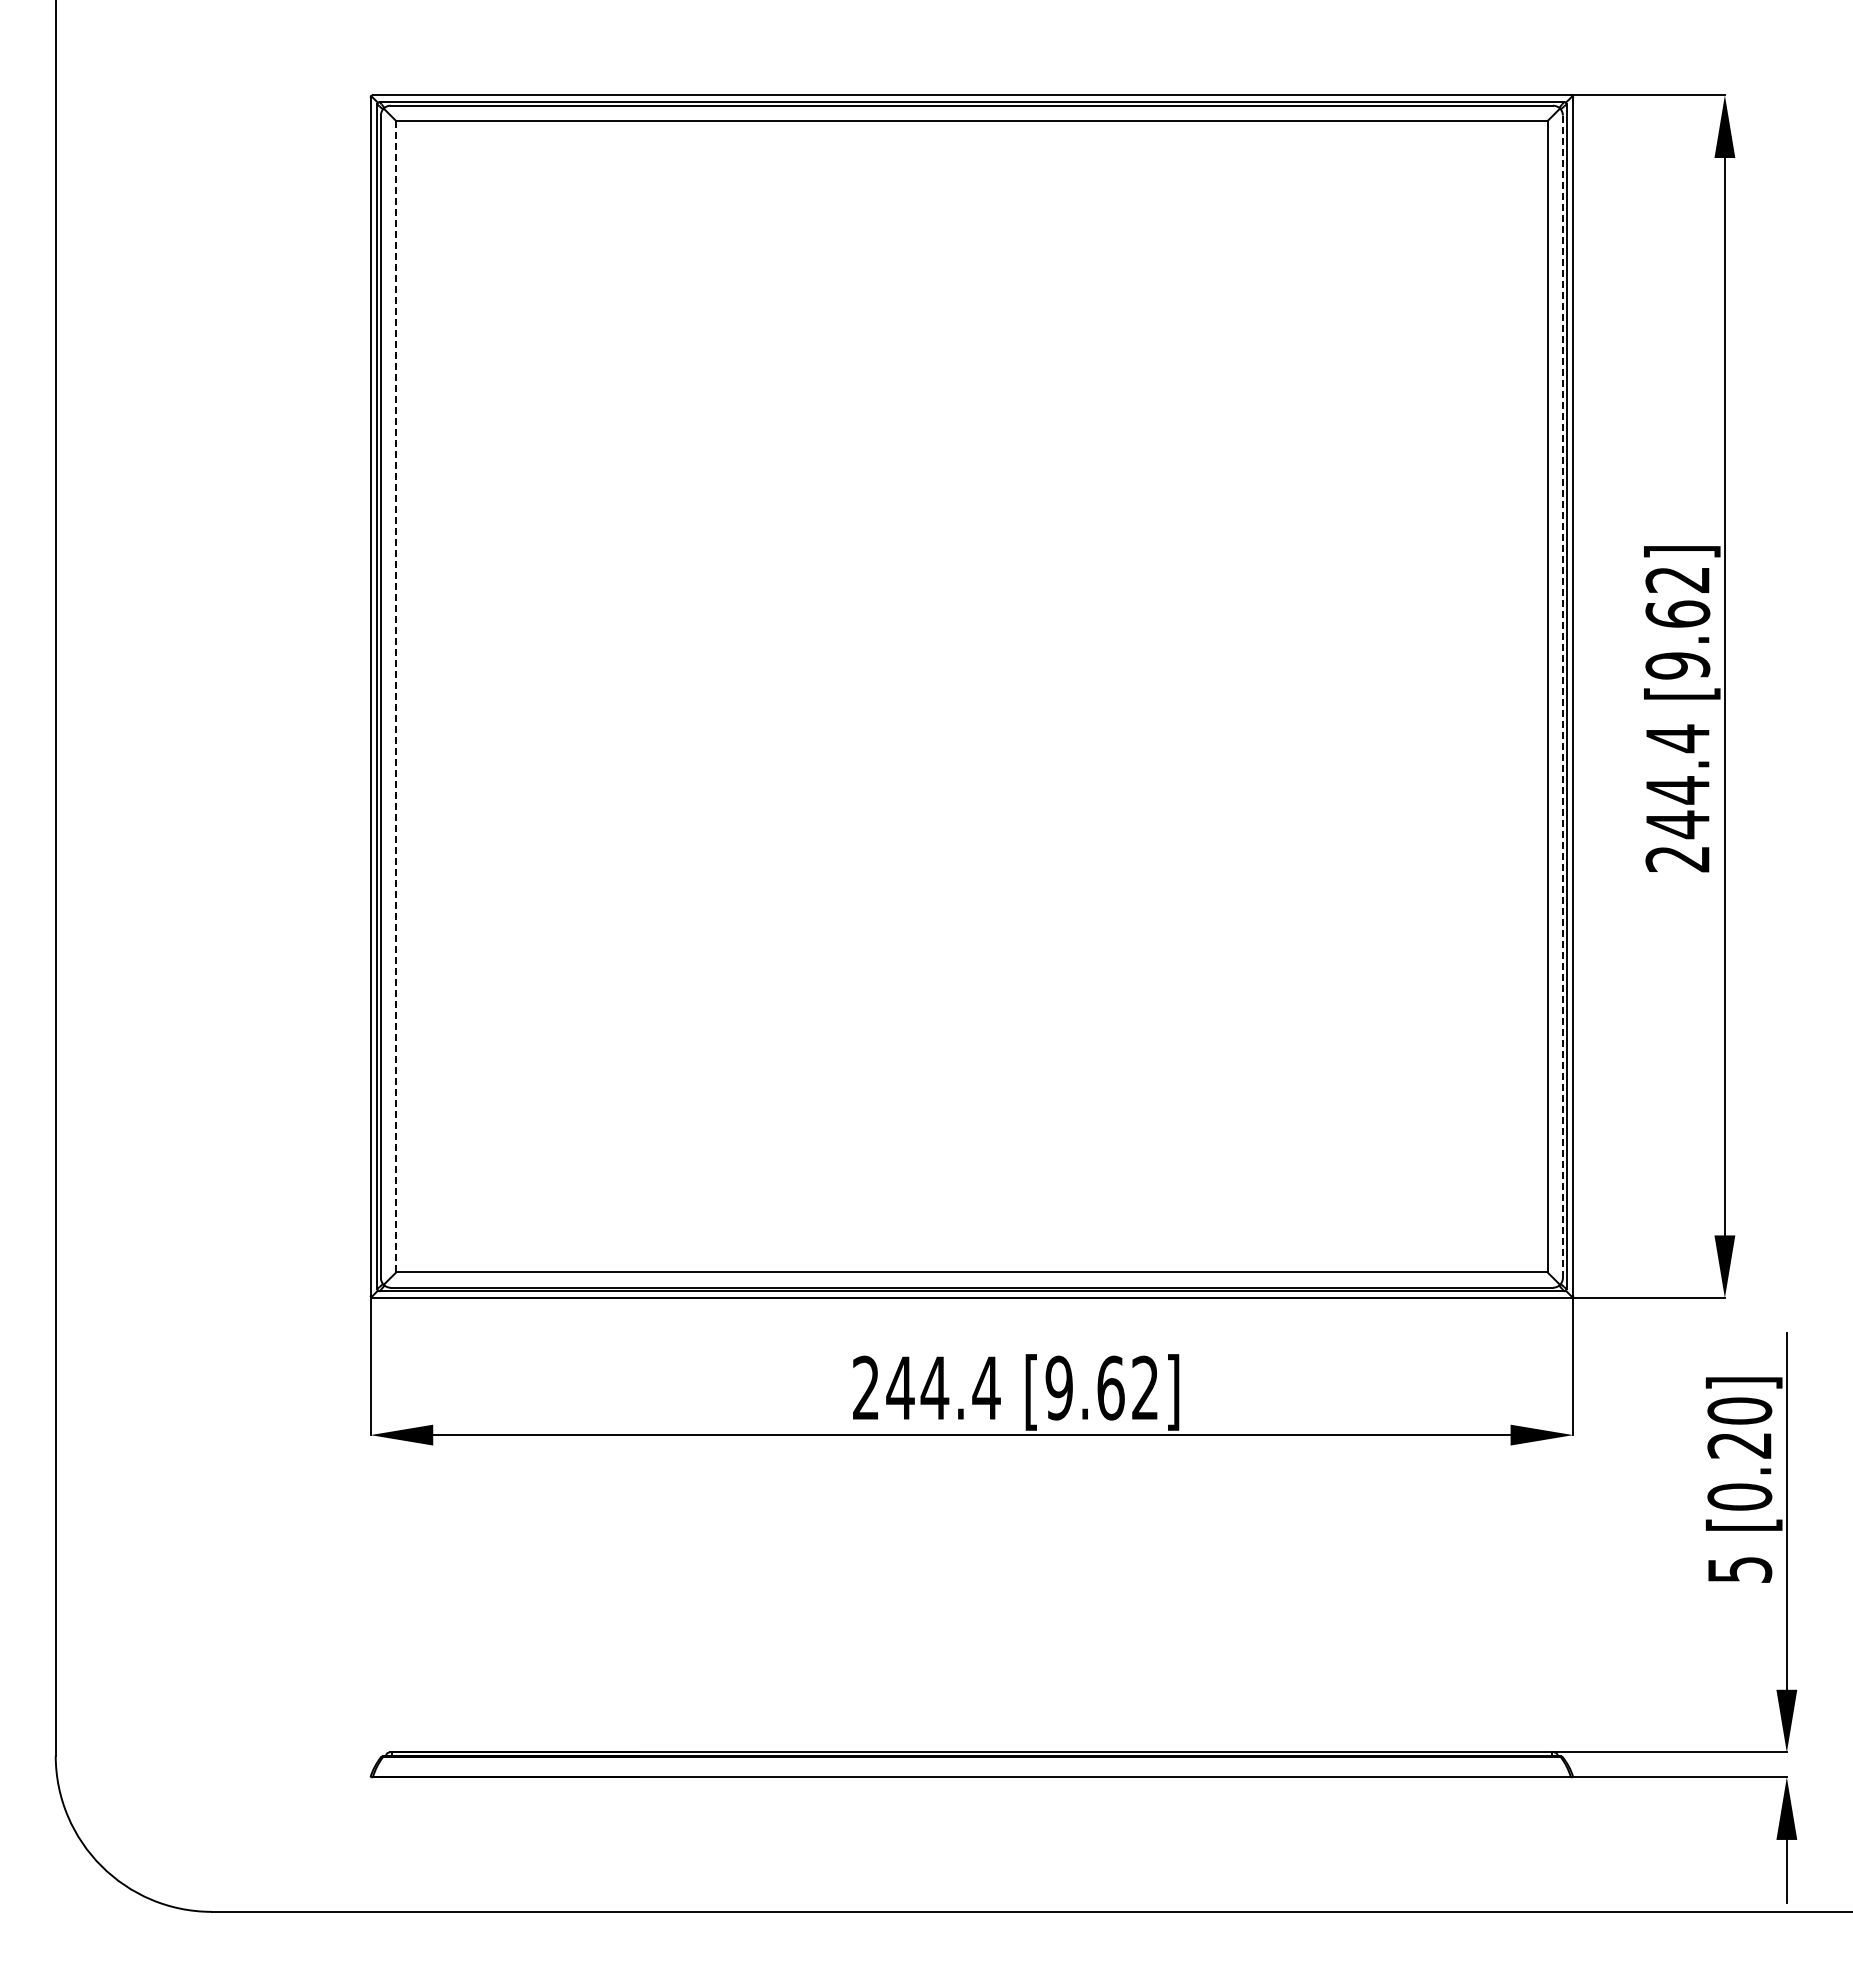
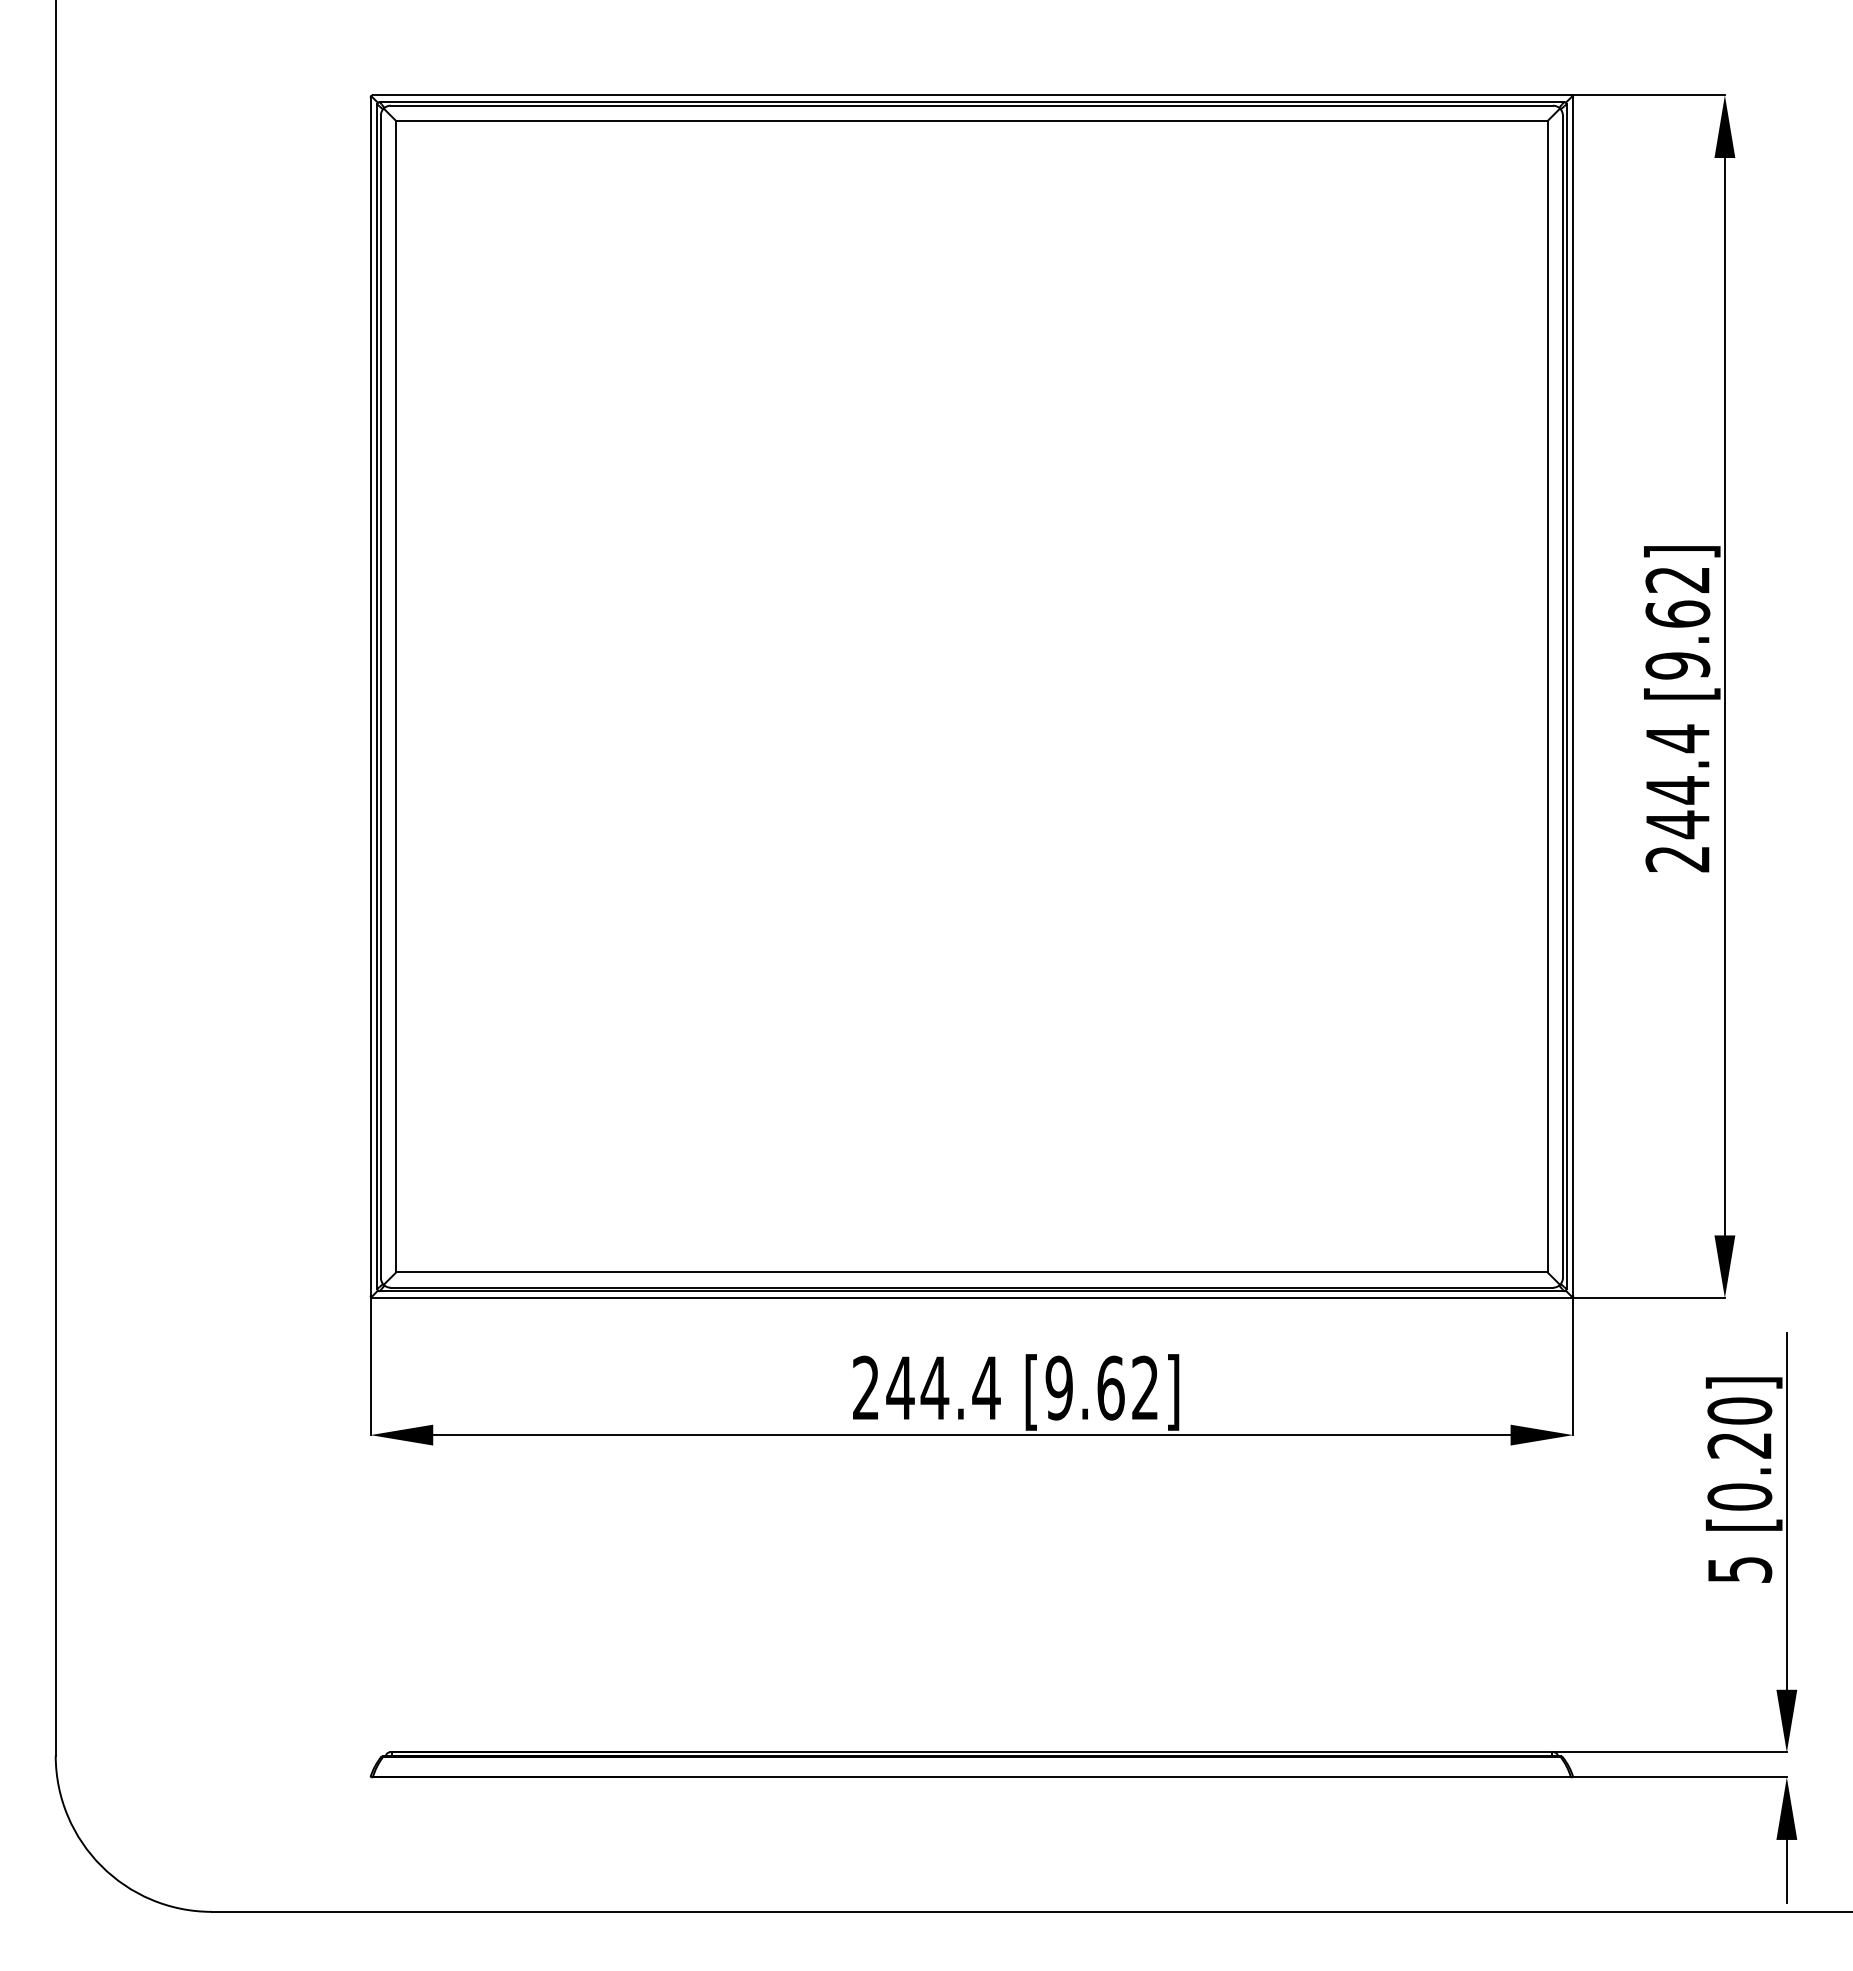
line: dashed -> solid (396, 696)
line: dashed -> solid (1562, 697)
